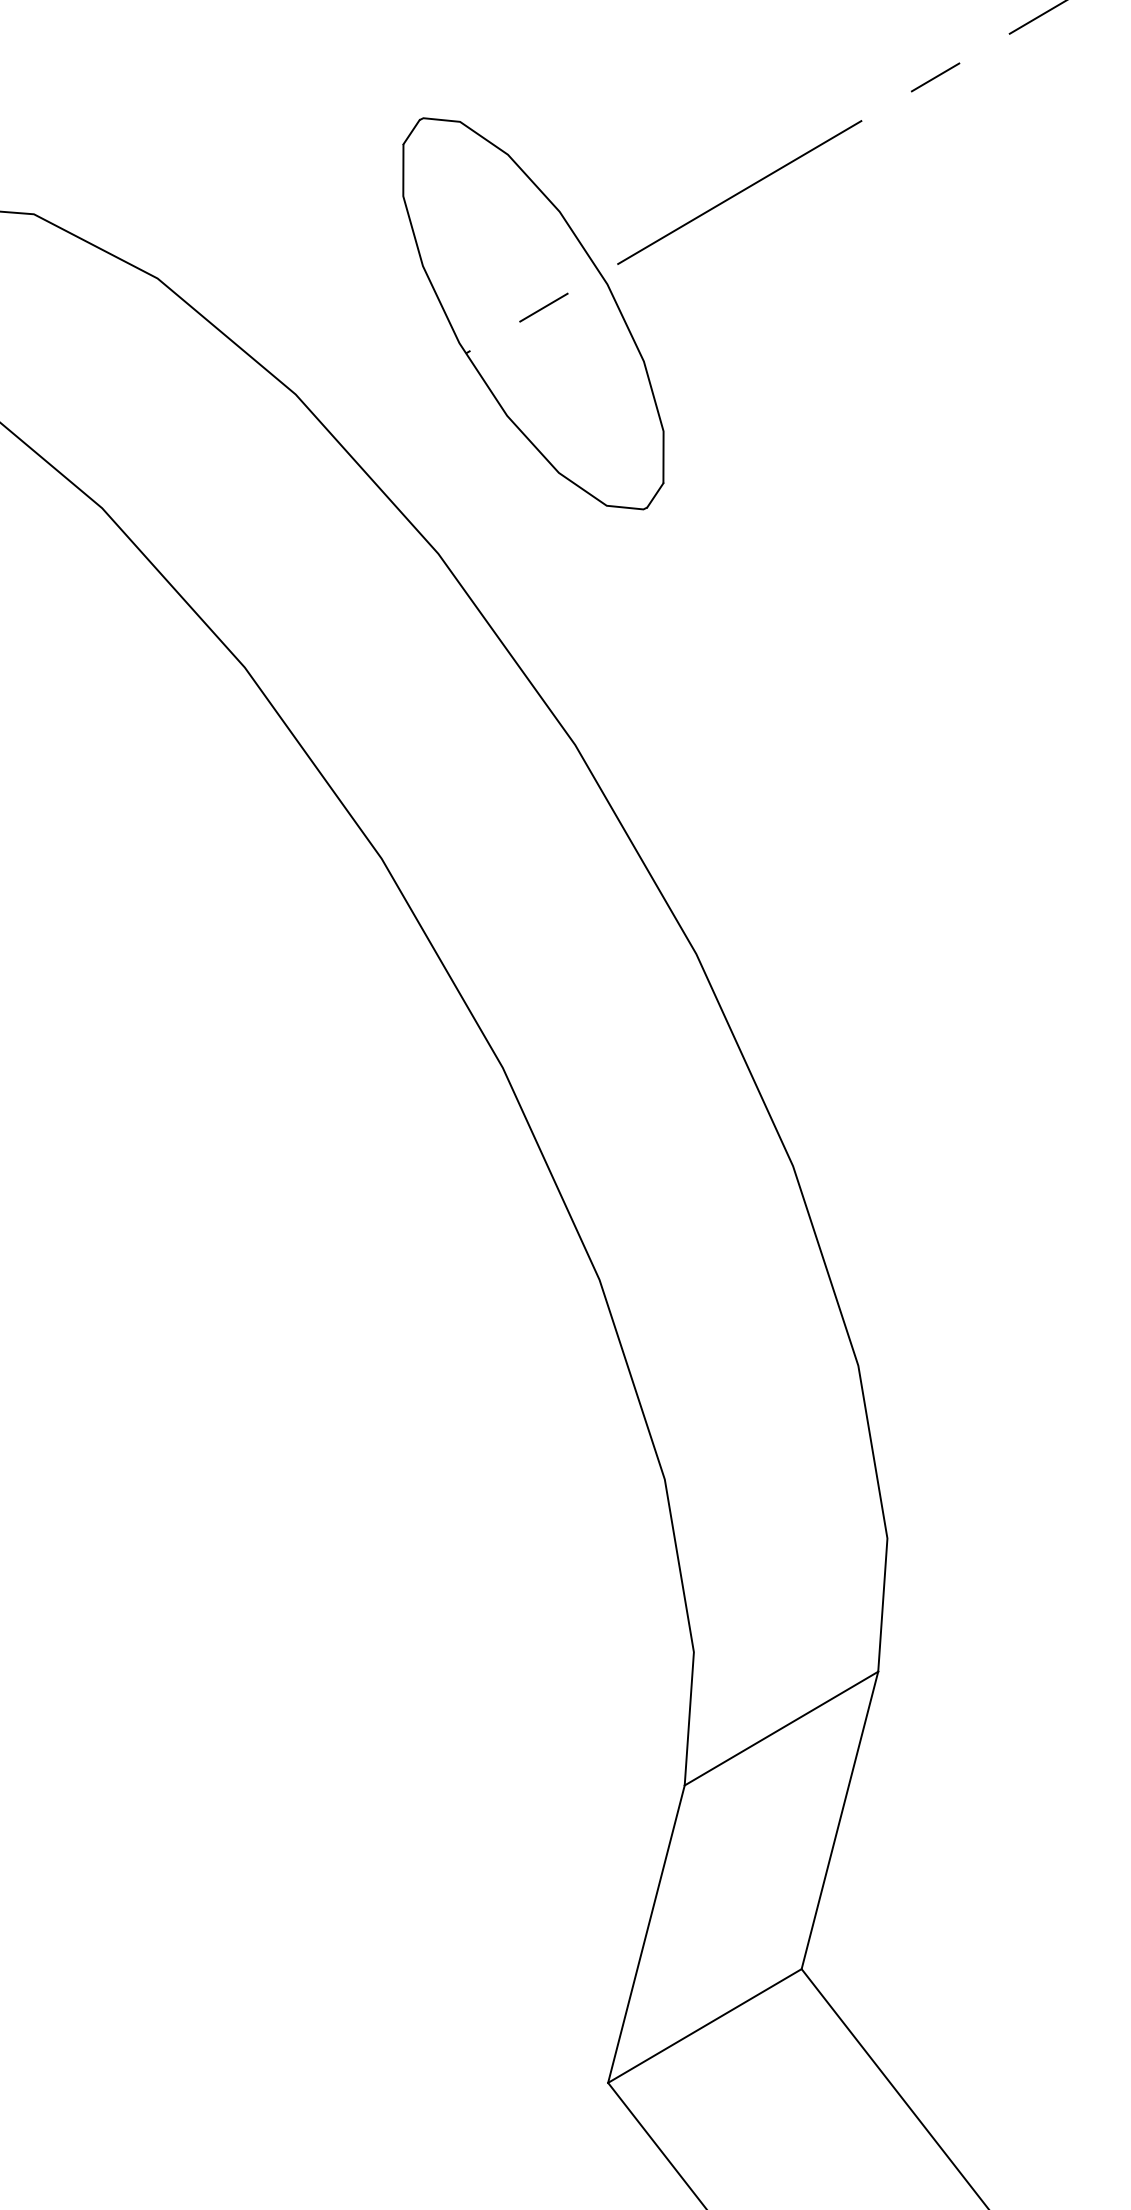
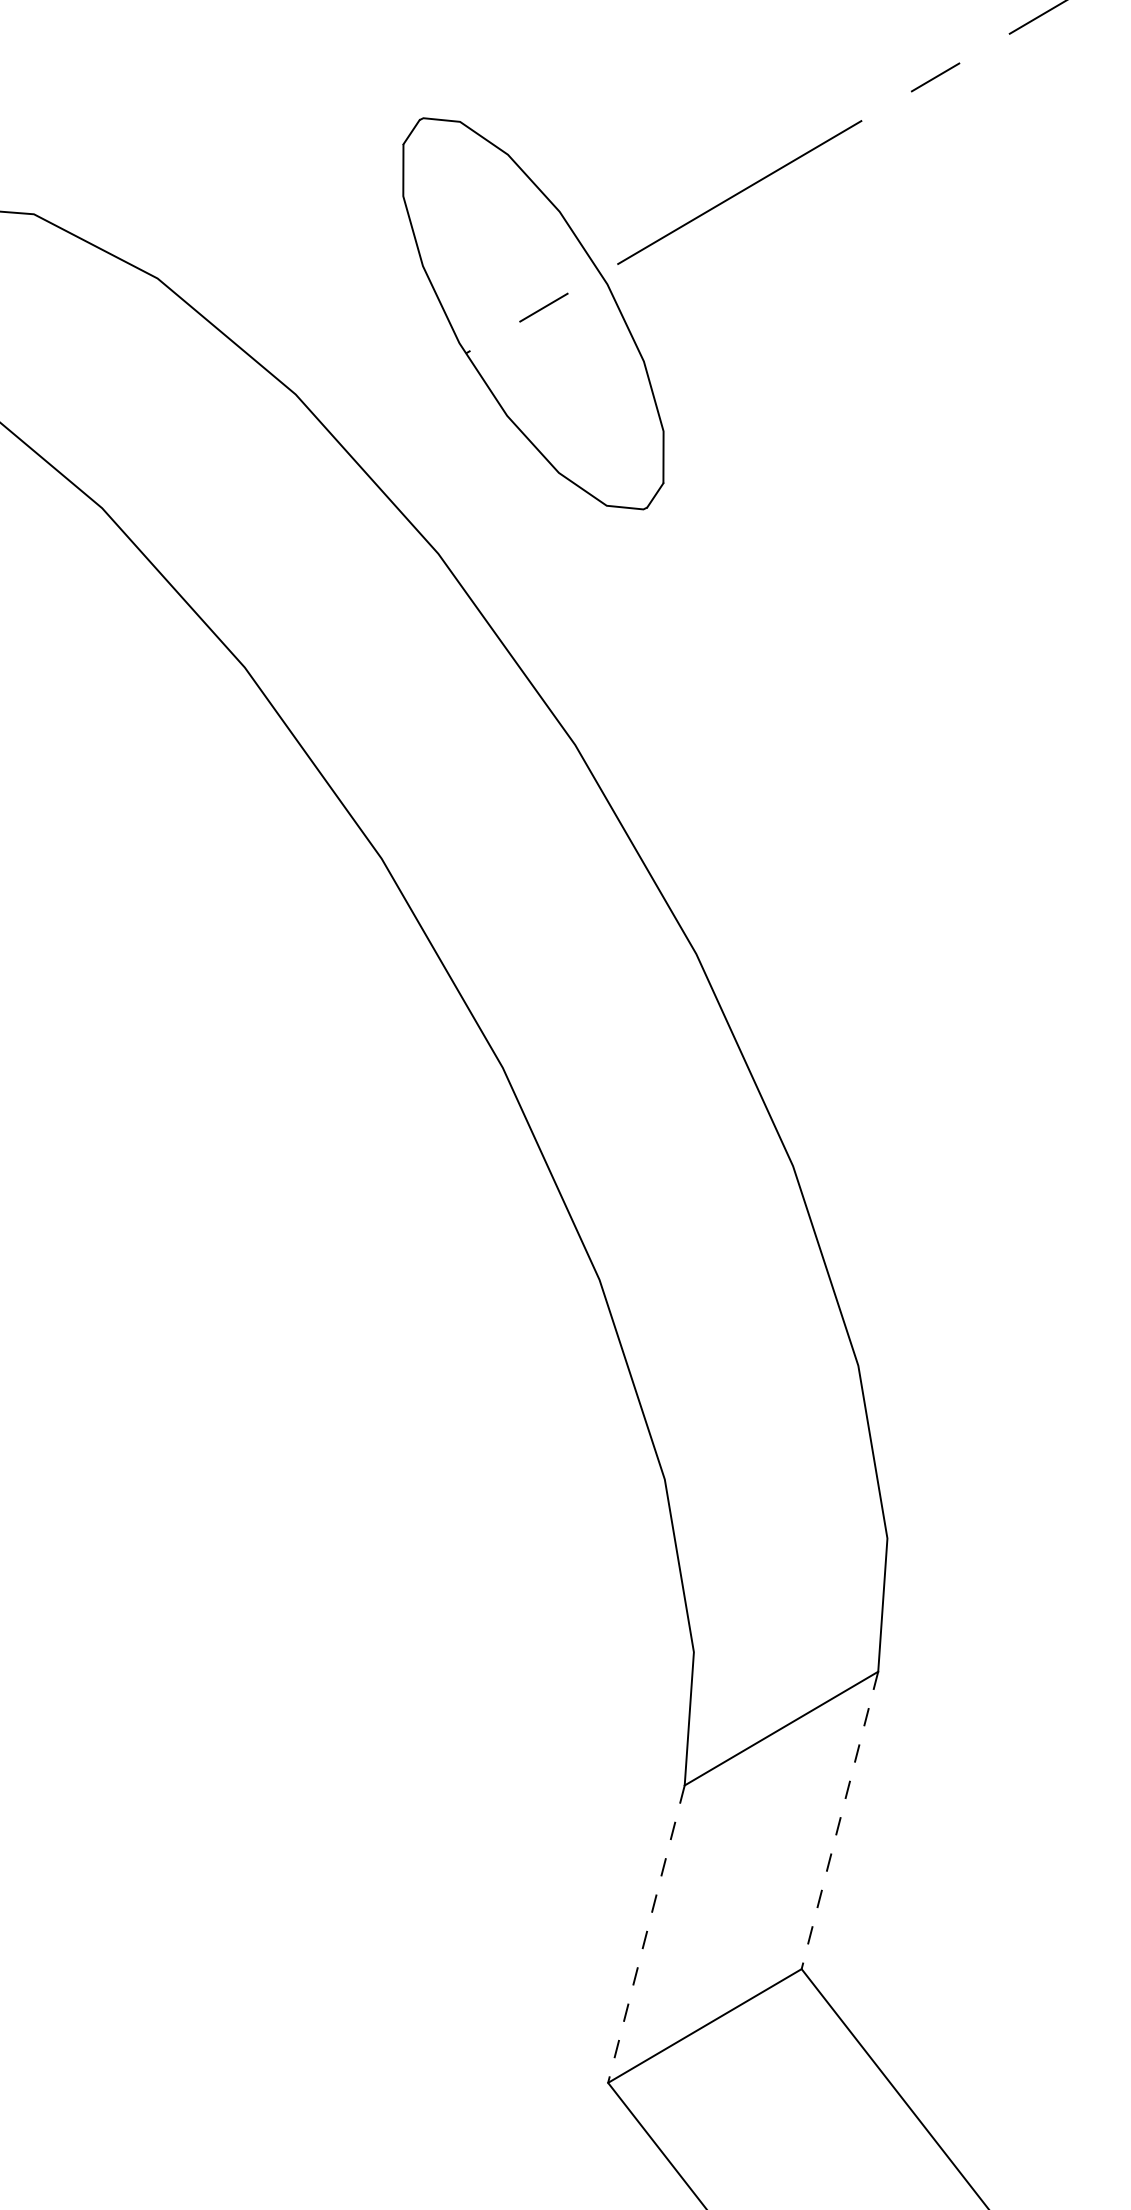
line: solid -> dashed (839, 1820)
line: solid -> dashed (646, 1934)
